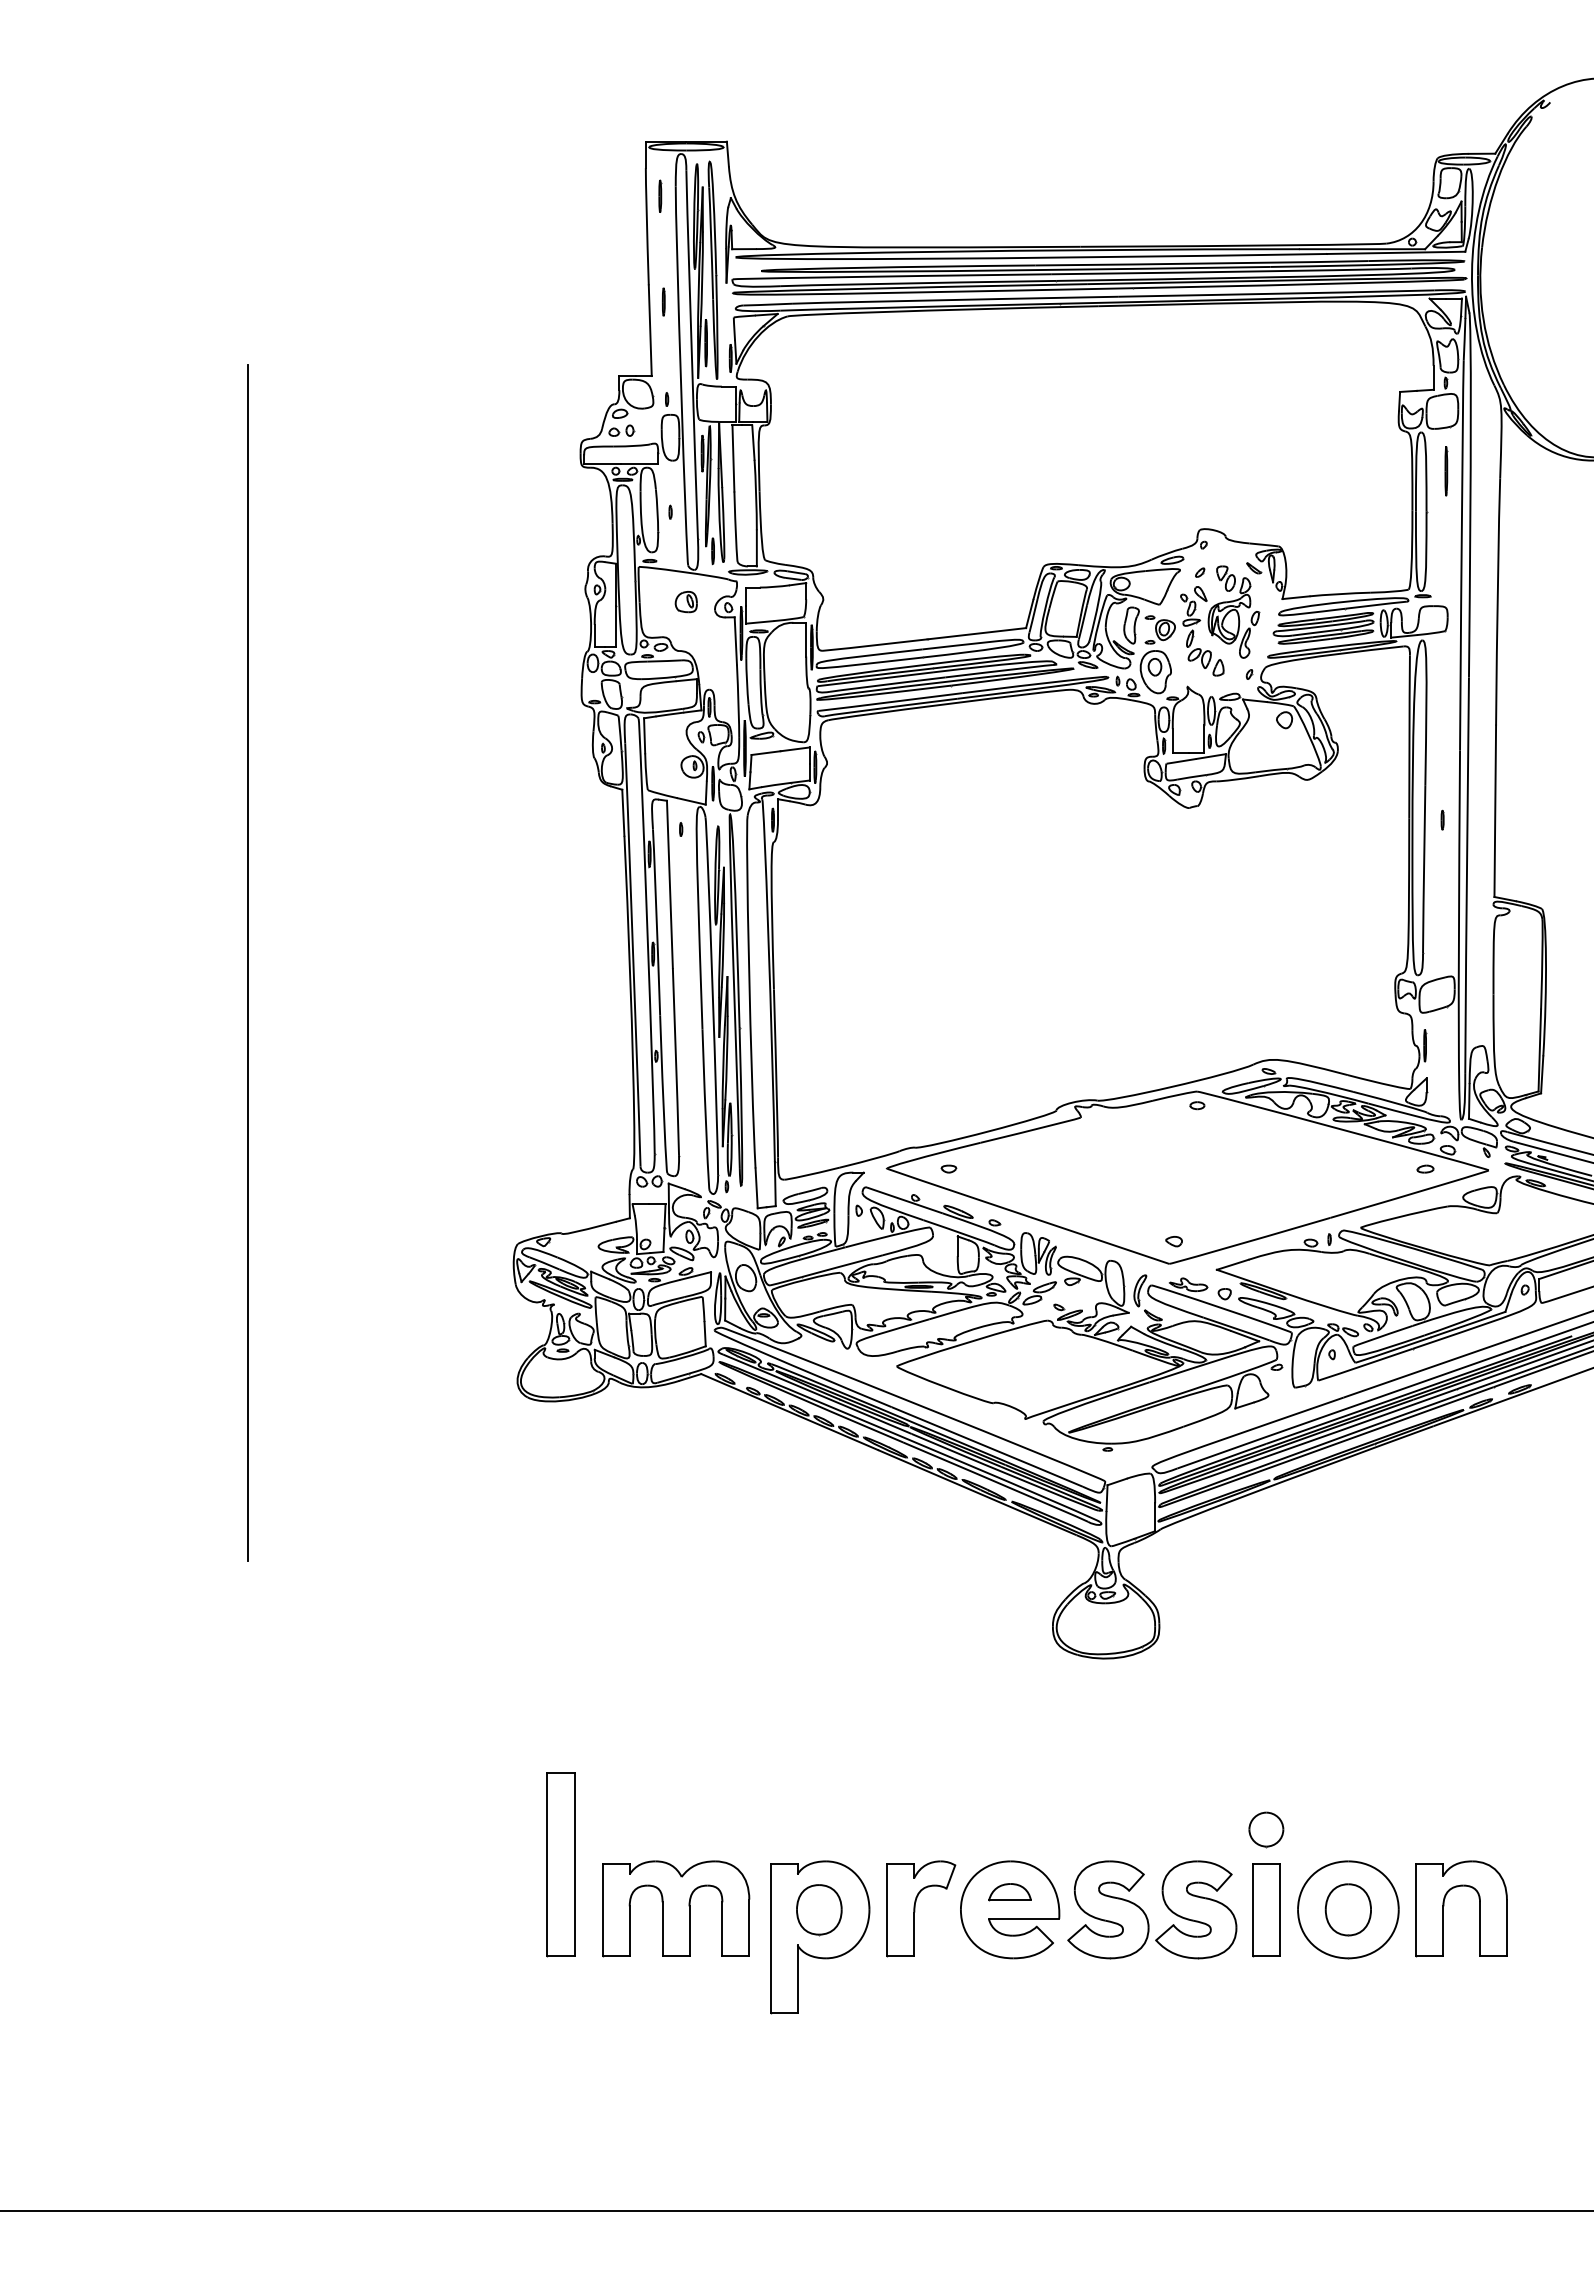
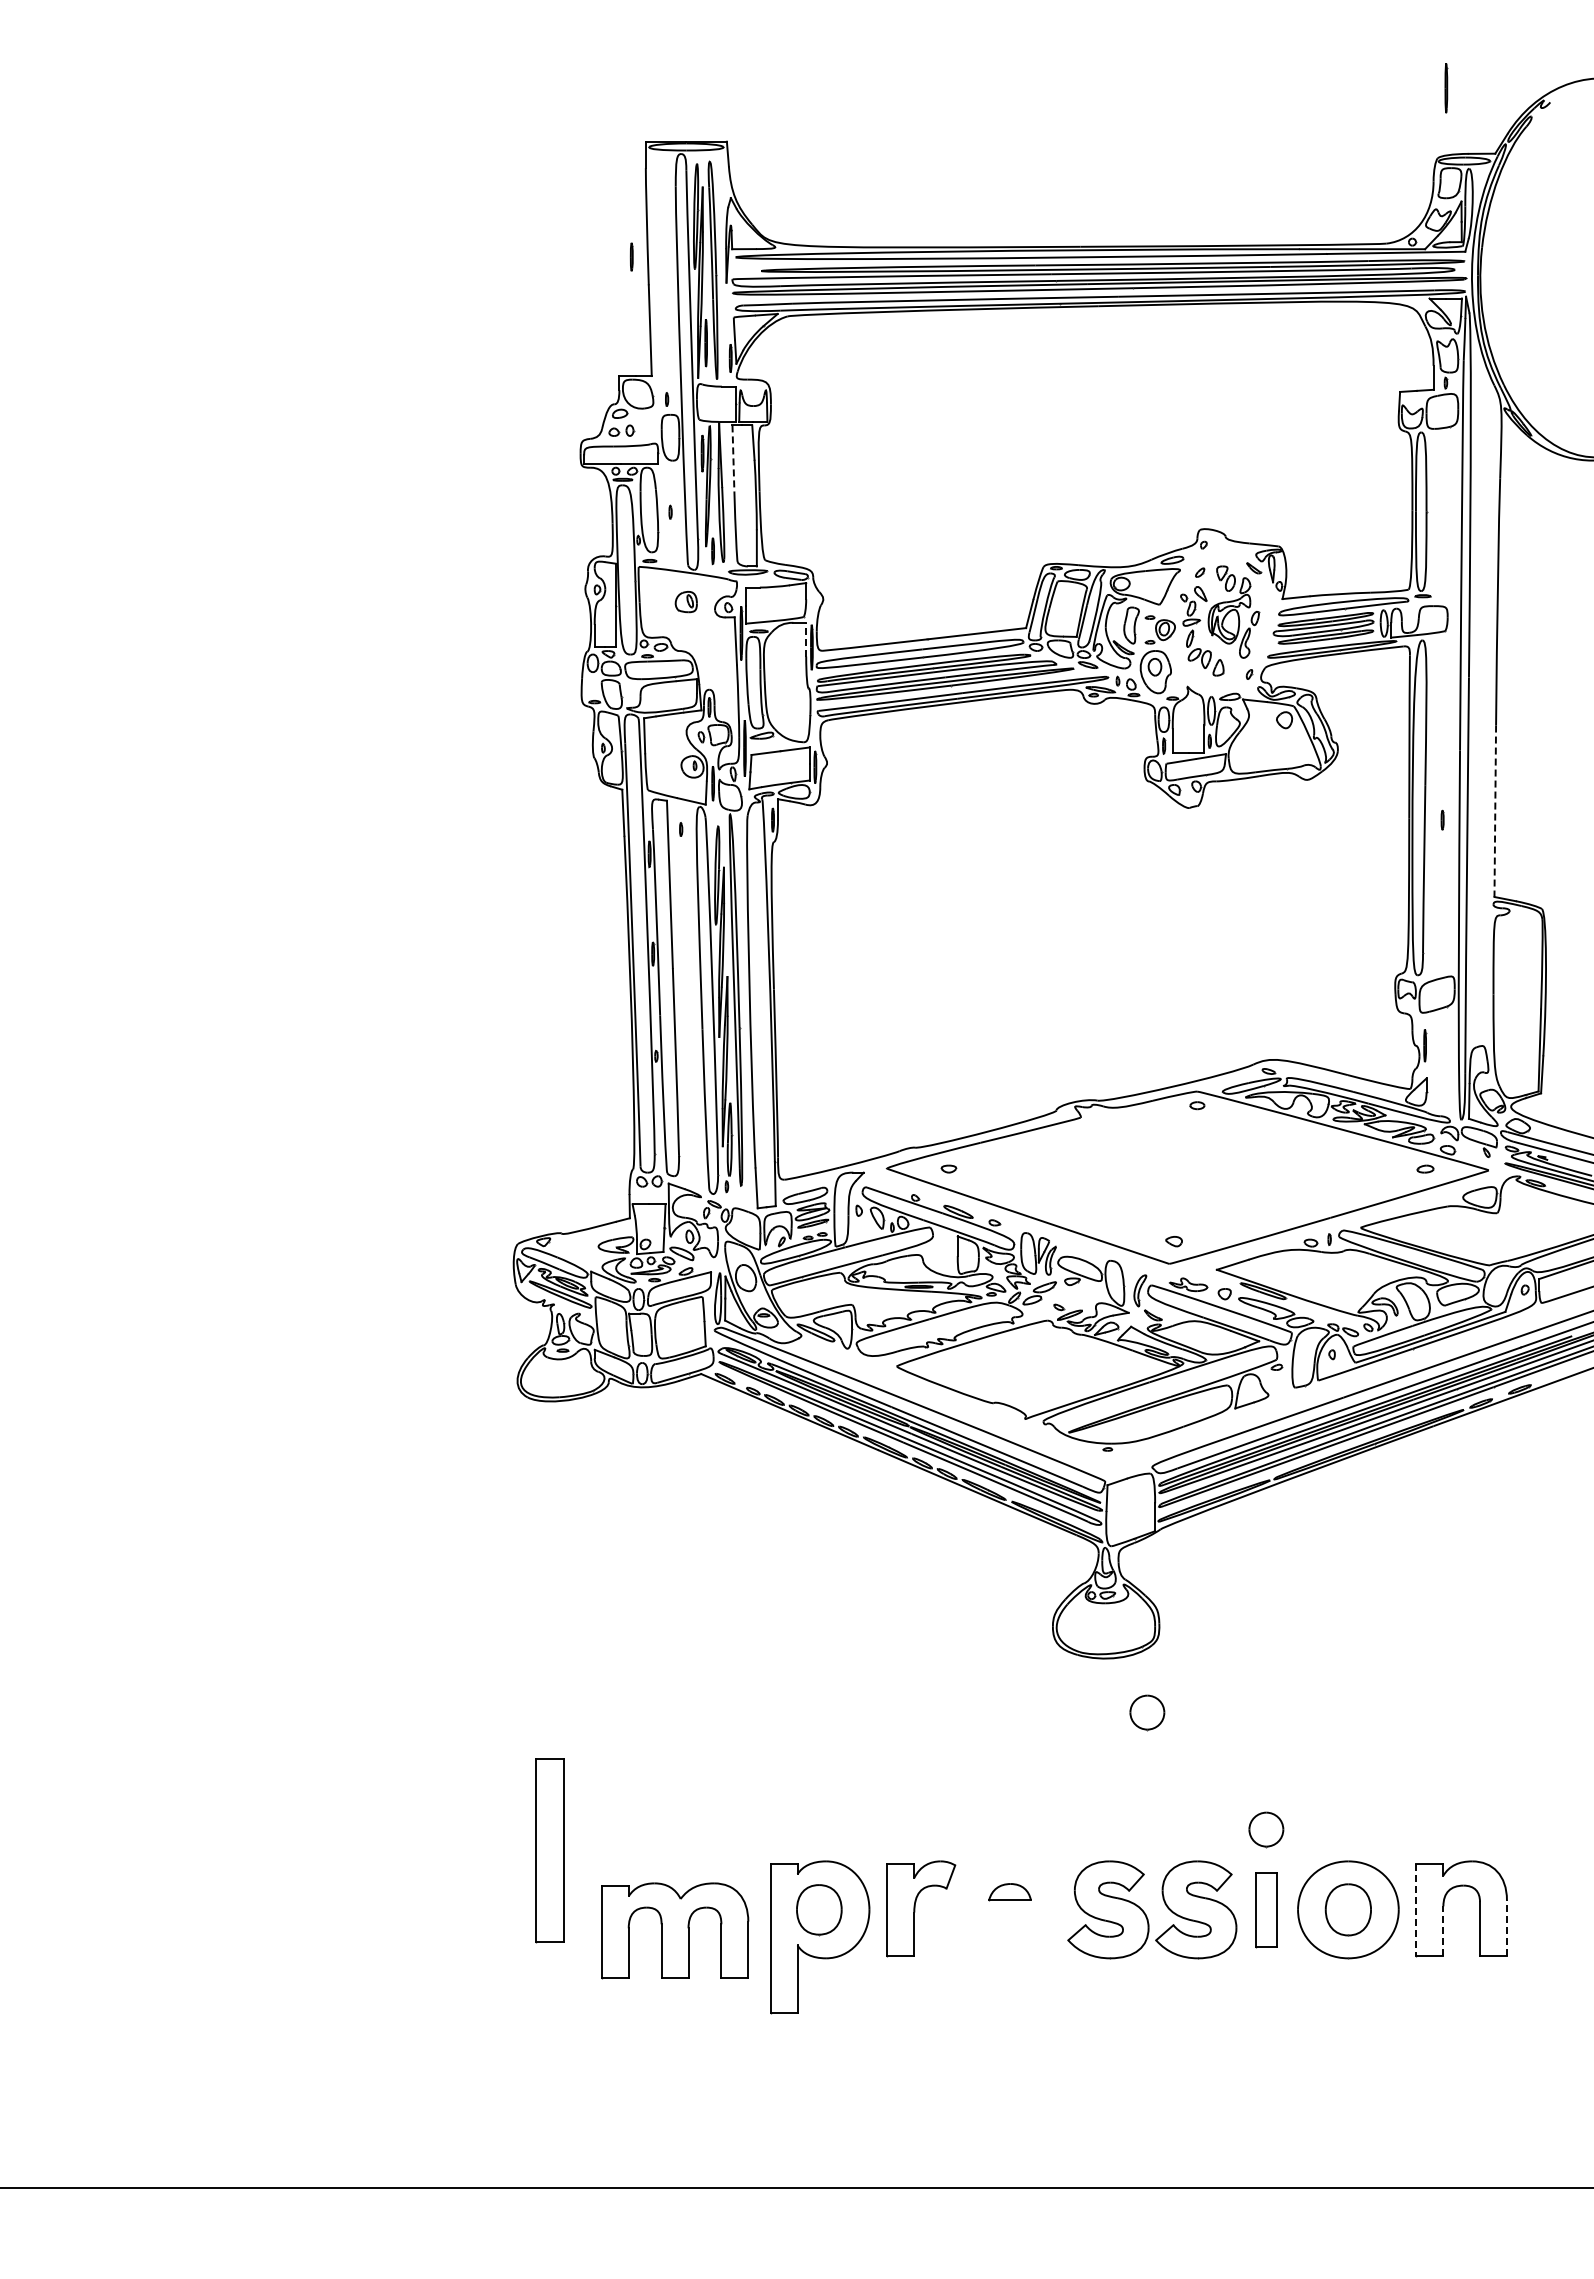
line: present -> none (660, 195)
line position: (663, 301) -> (631, 256) (631, 256)
line: solid -> dashed (733, 458)
line position: (1446, 471) -> (1446, 88) (1446, 88)
line: solid -> dashed (806, 639)
line: solid -> dashed (1495, 811)
line: present -> none (247, 963)
part: none -> present (1147, 1712)
part position: (560, 1864) -> (549, 1850) (549, 1850)
part position: (676, 1908) -> (675, 1930) (675, 1930)
part: present -> none (1010, 1909)
part size: 29x95 px -> 23x77 px (1266, 1910)
line: solid -> dashed (1416, 1910)
line: solid -> dashed (1506, 1928)
line: solid -> dashed (1443, 1931)
line position: (796, 2210) -> (796, 2187) (796, 2187)
